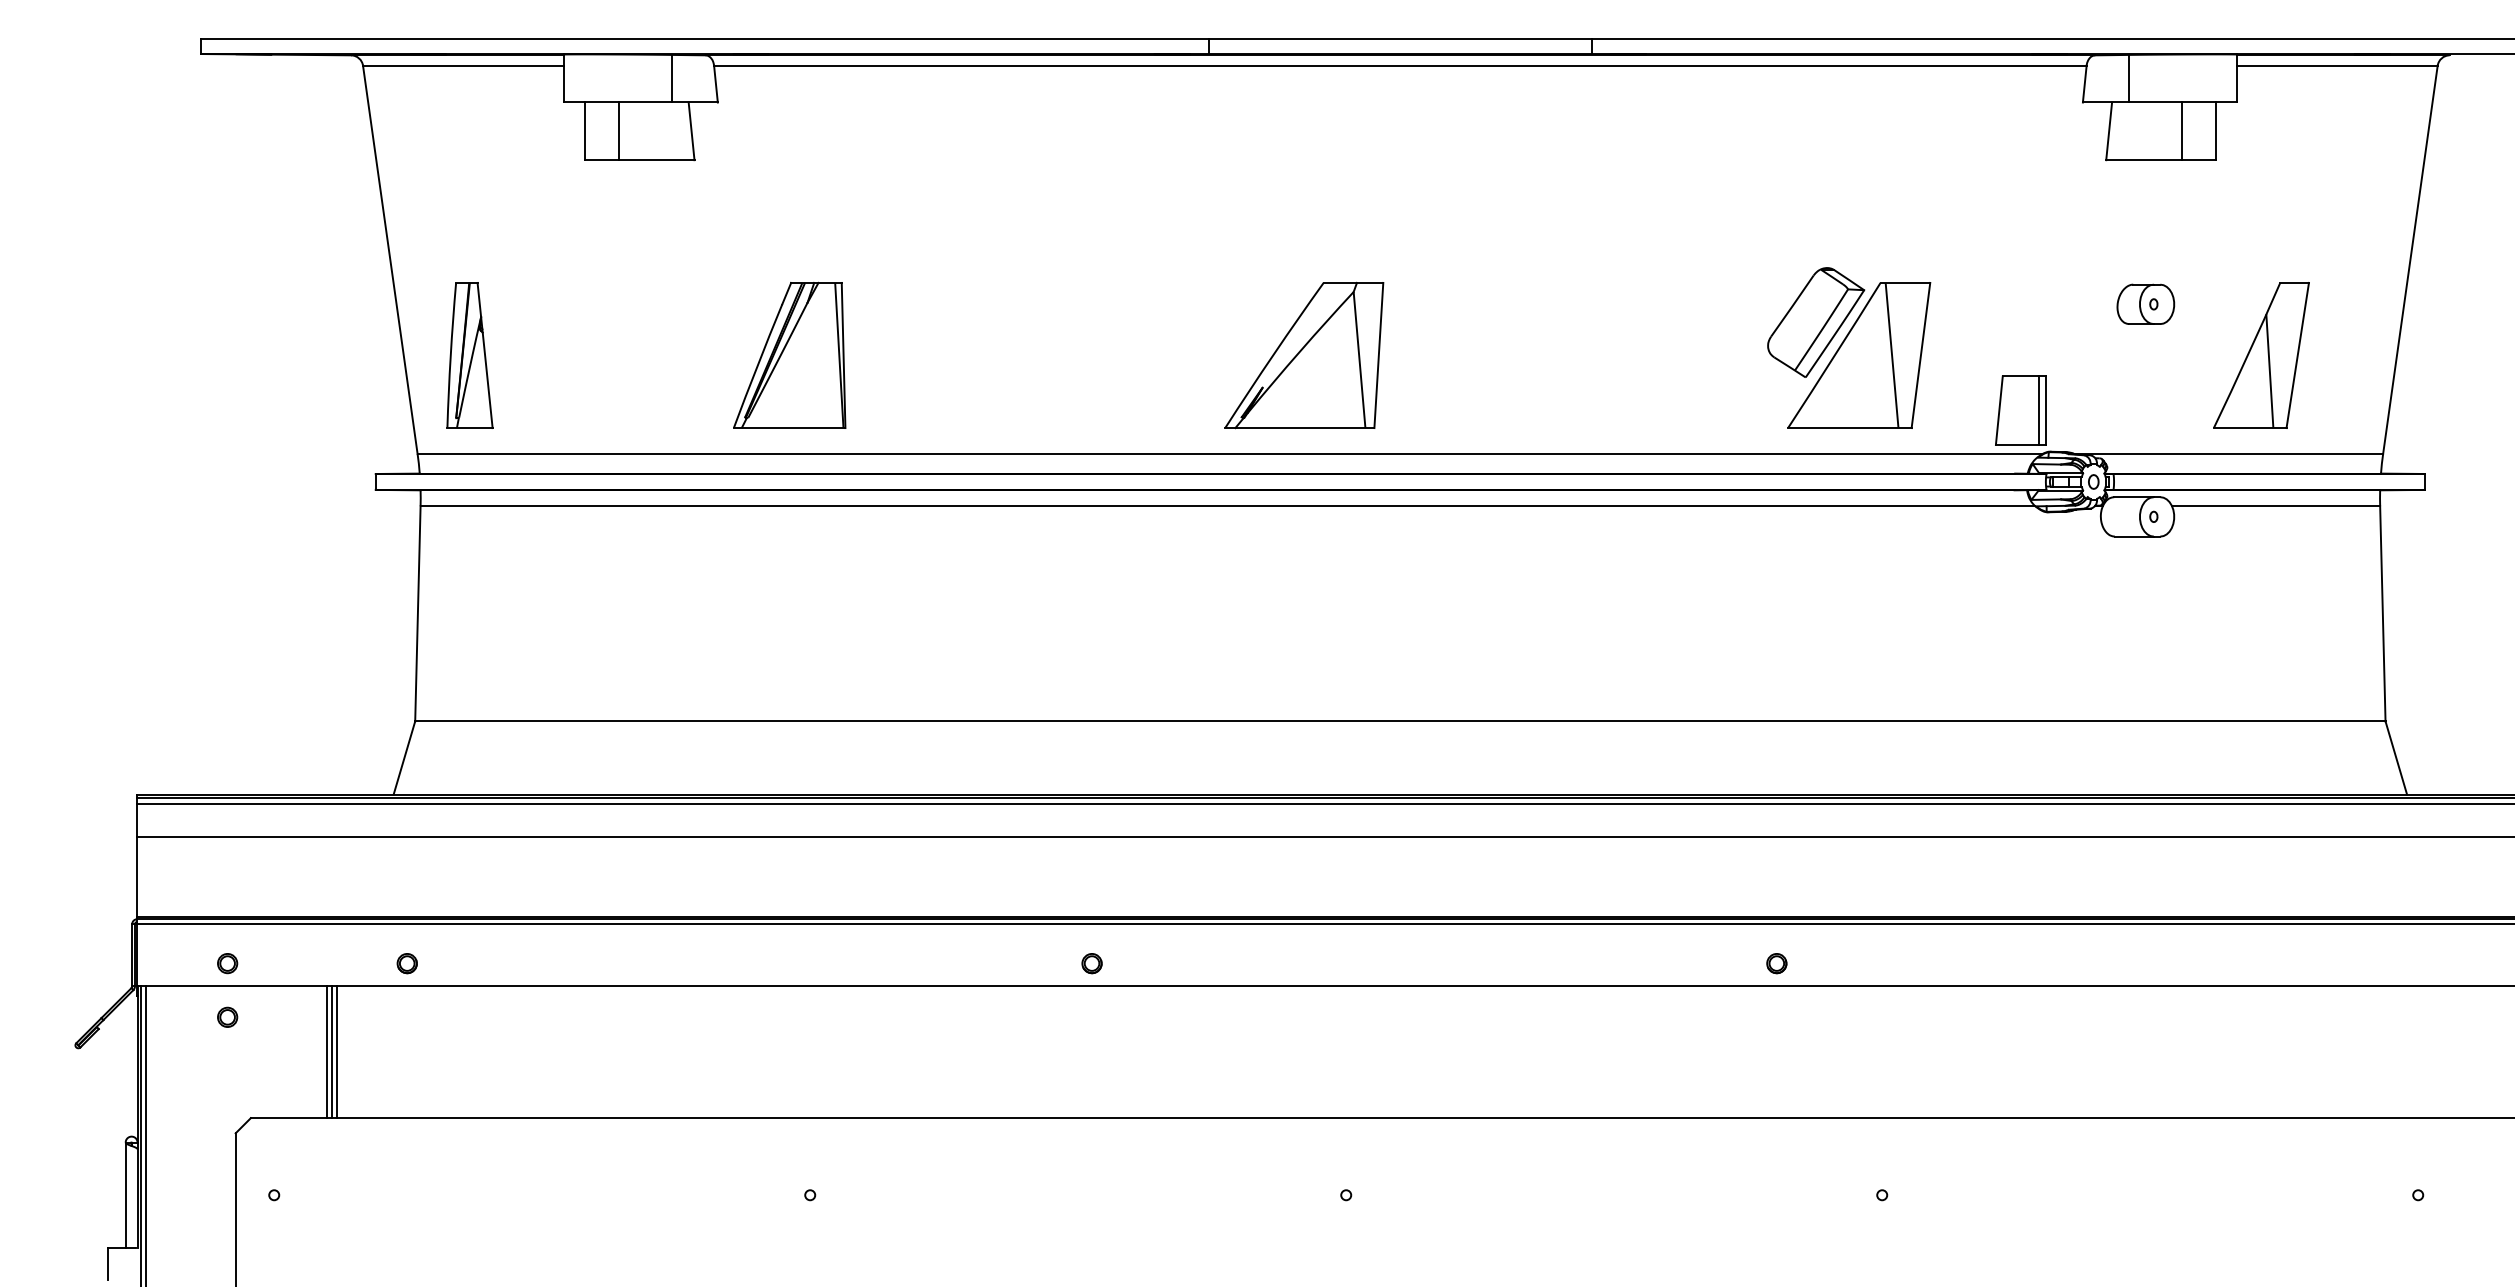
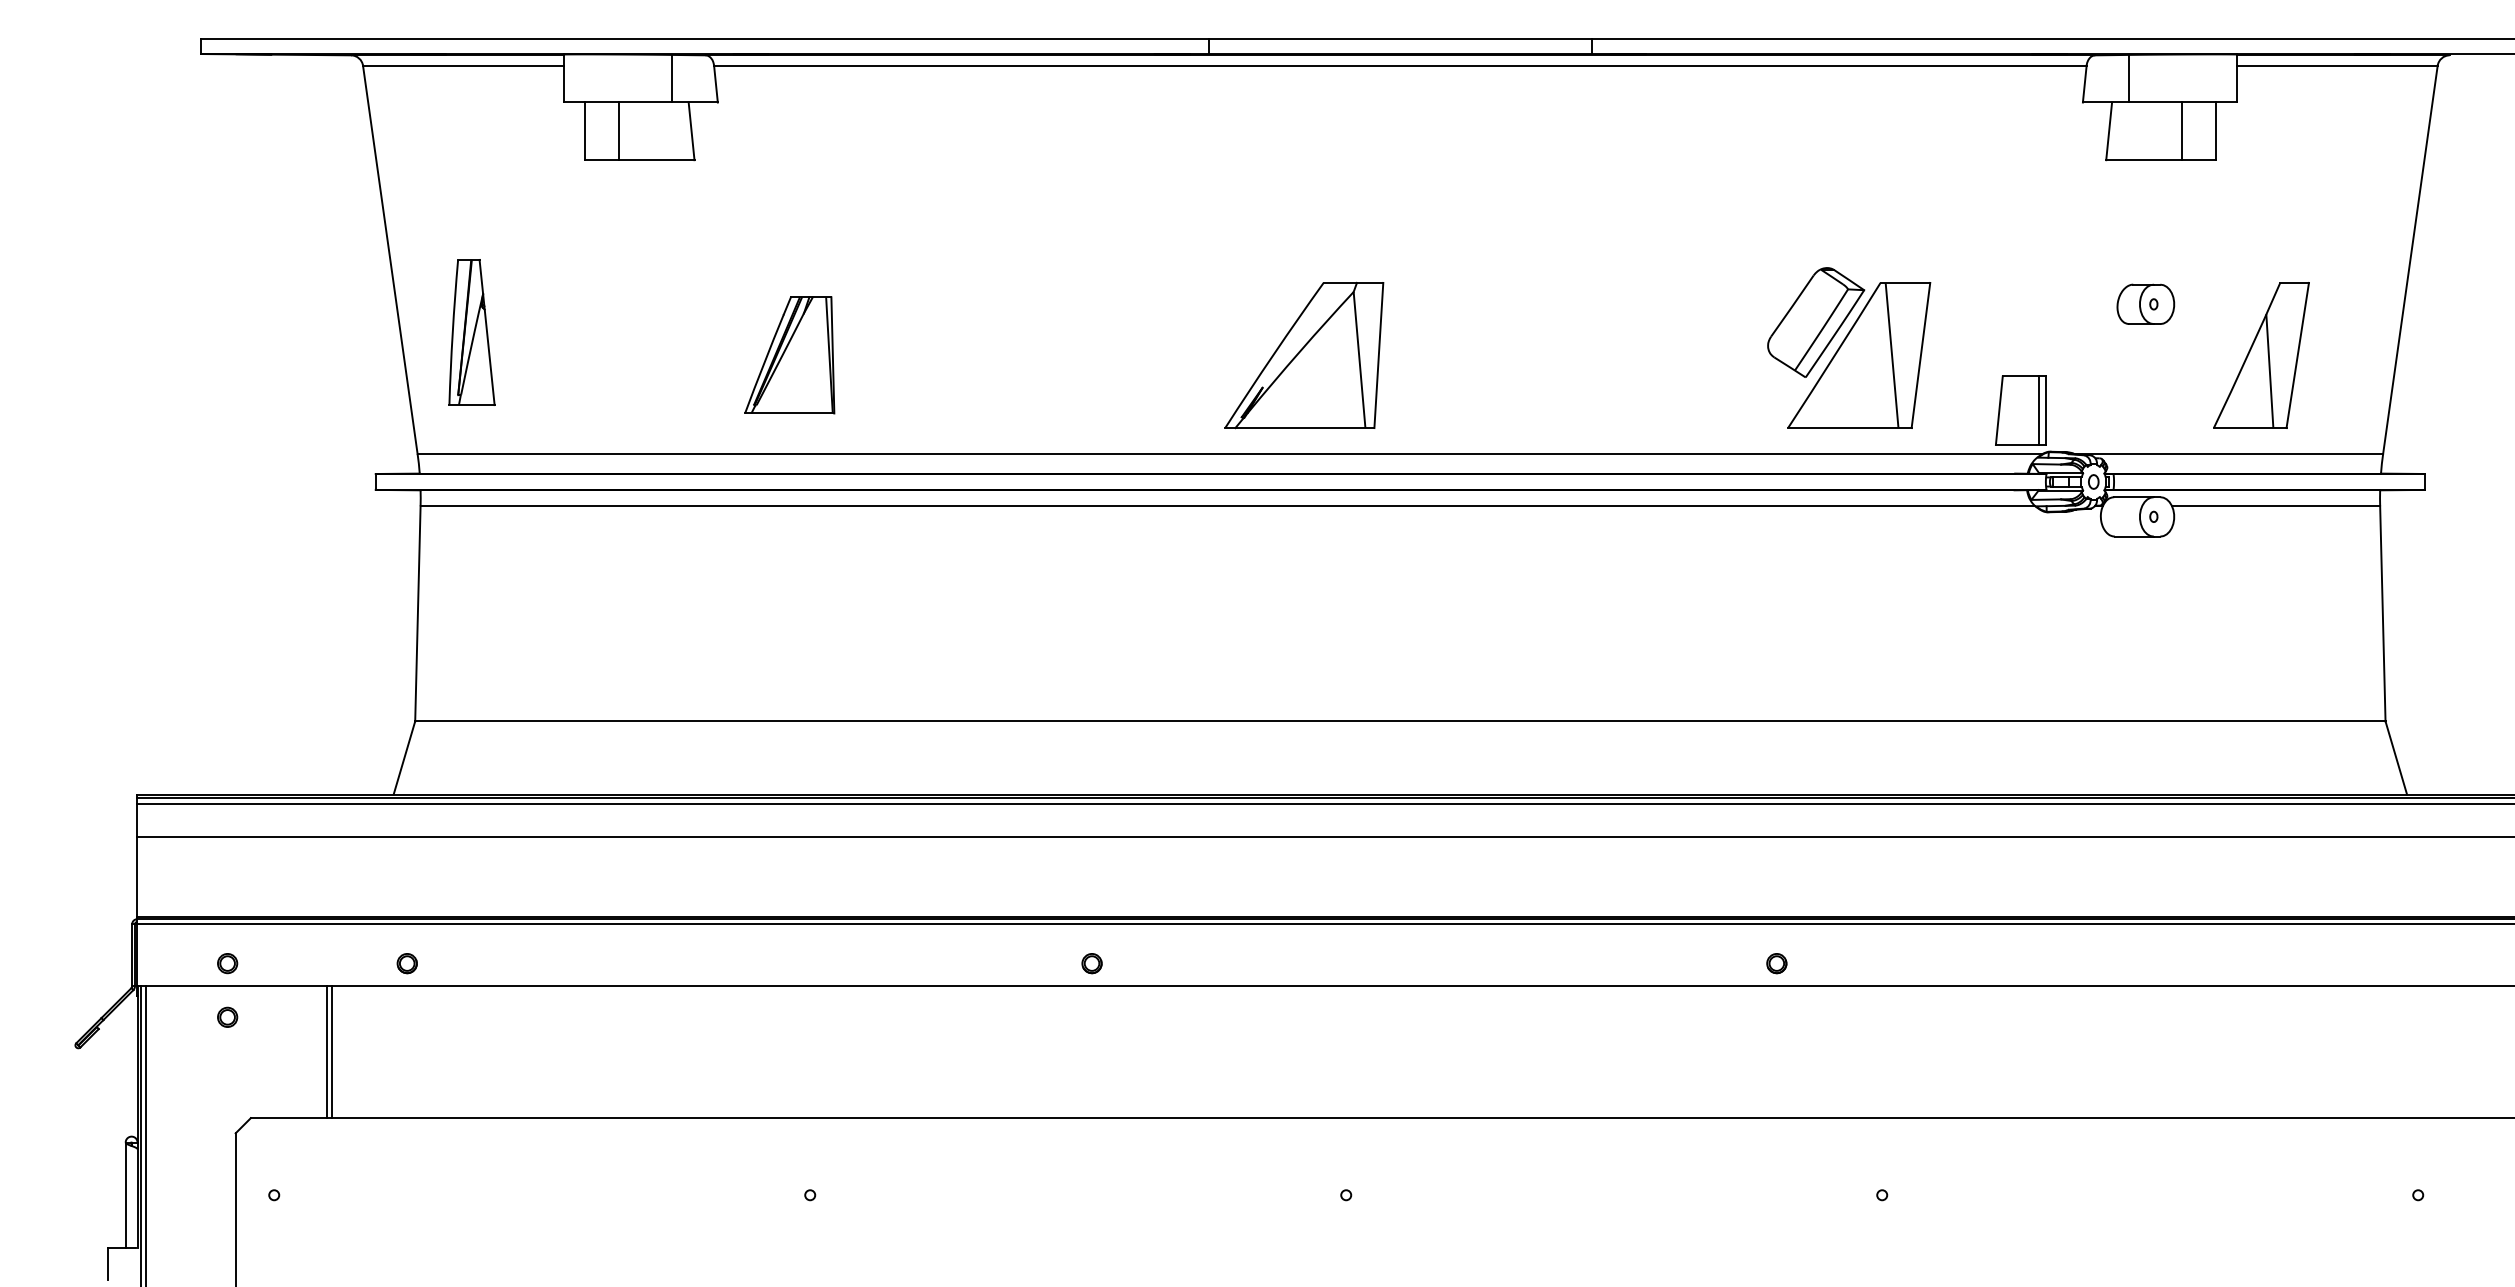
part size: 114x148 px -> 92x119 px (789, 355)
part position: (469, 355) -> (471, 332) (471, 332)
line: present -> none (337, 1052)
